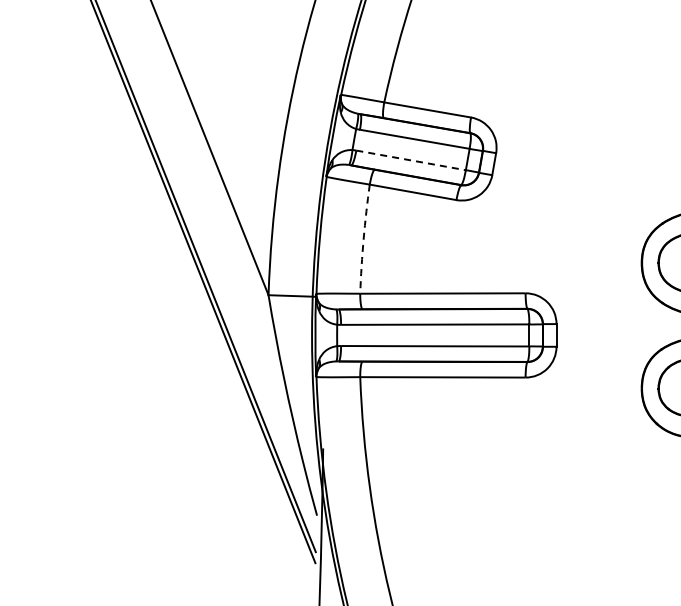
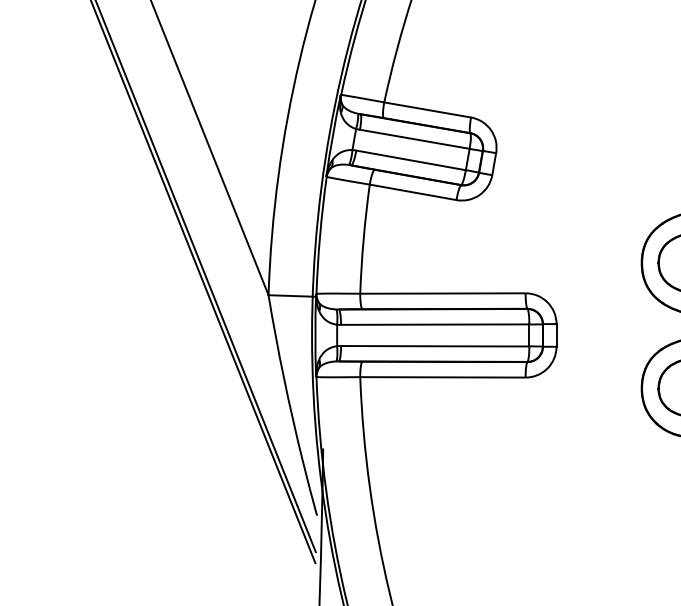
line: dashed -> solid (411, 160)
arc: dashed -> solid (363, 239)
